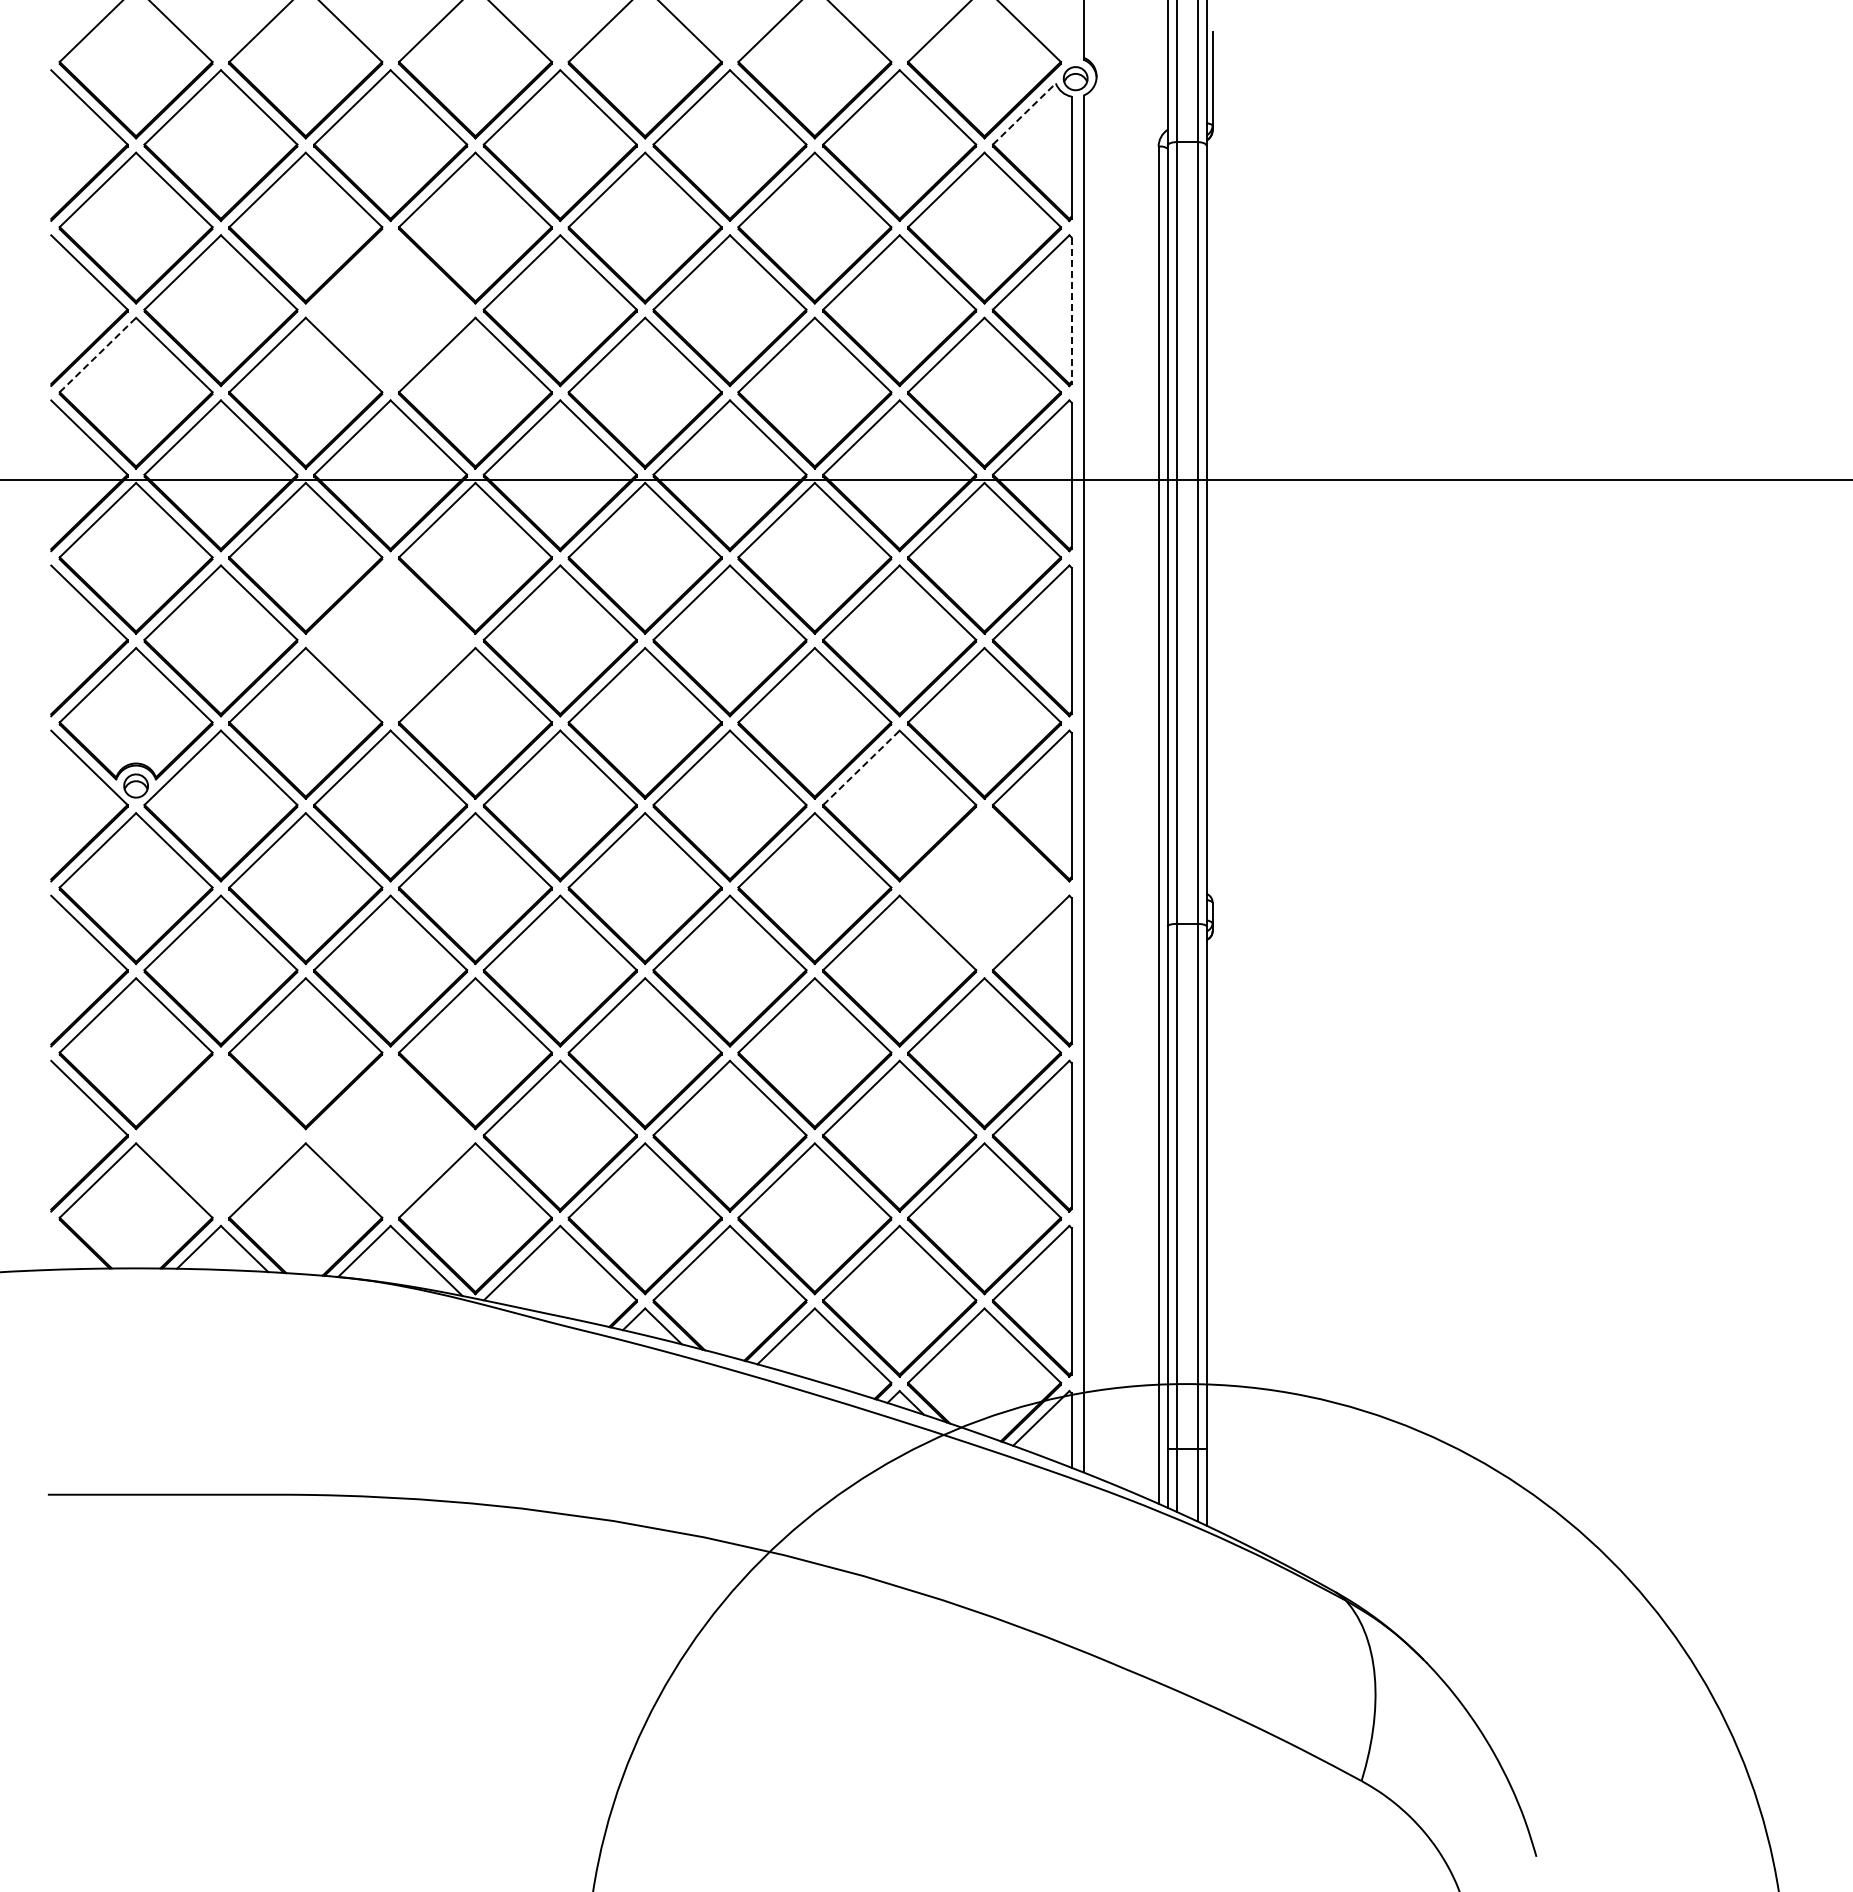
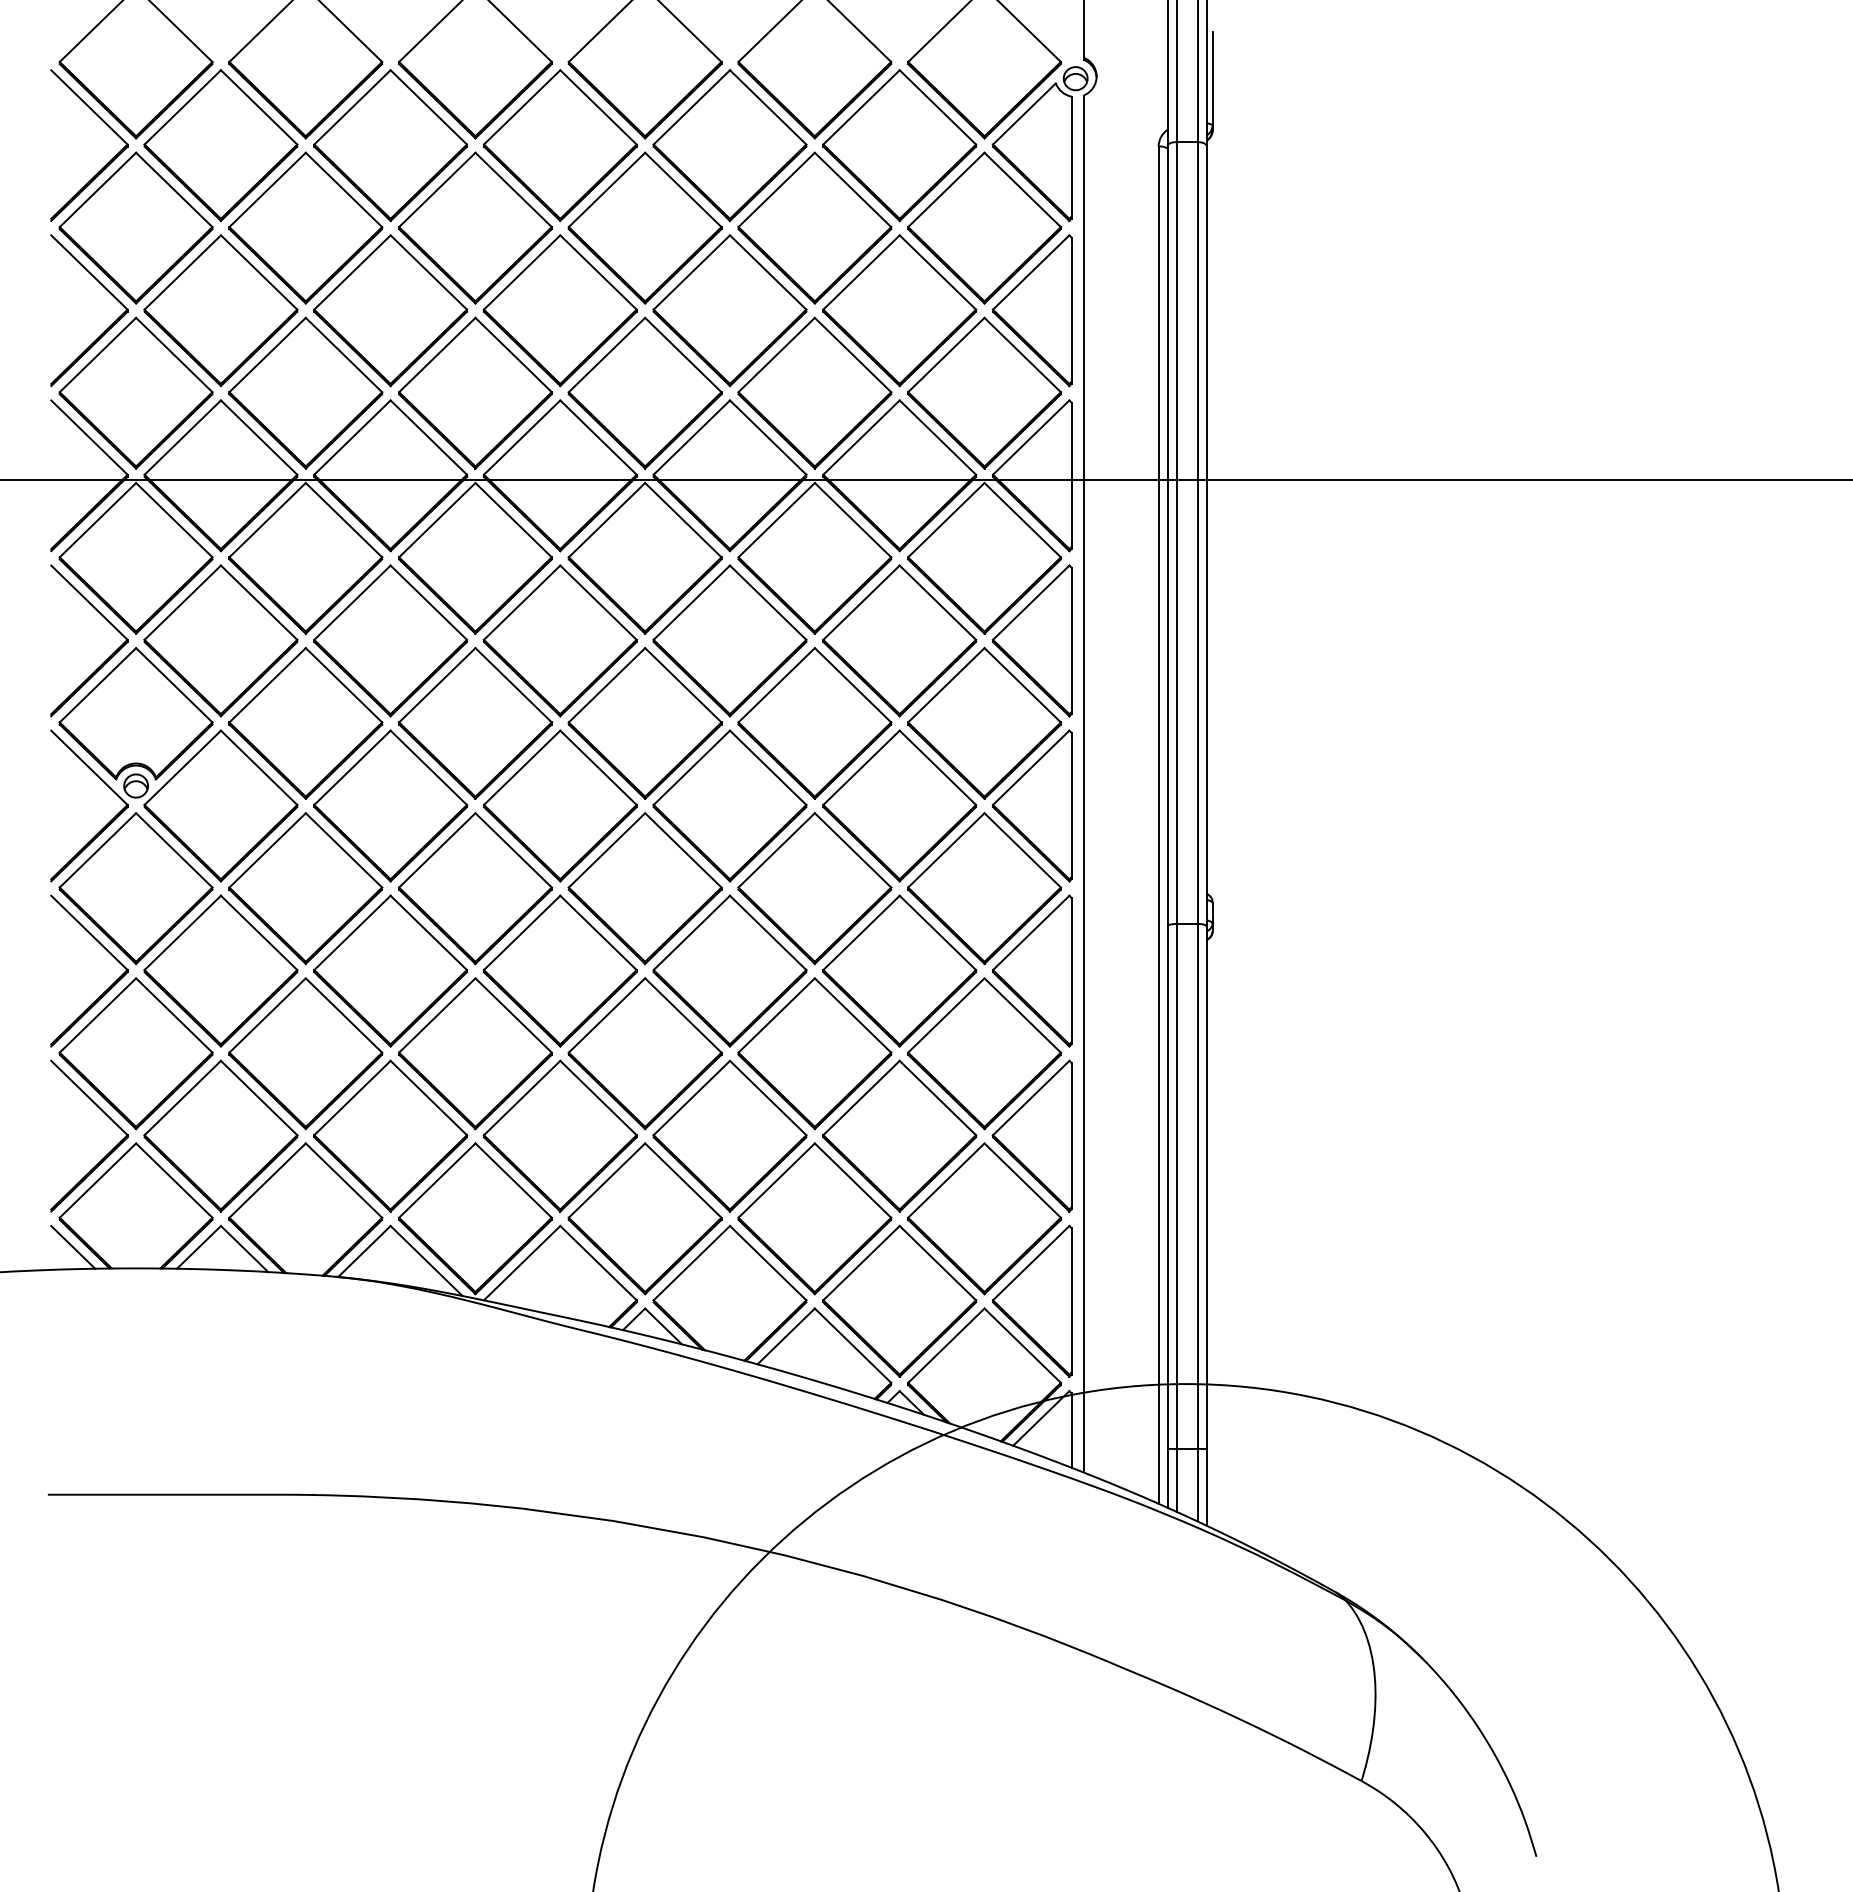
line: dashed -> solid (1024, 113)
part: none -> present (390, 310)
line: dashed -> solid (1071, 310)
line: dashed -> solid (98, 354)
part: none -> present (390, 640)
line: dashed -> solid (861, 767)
part: none -> present (984, 888)
part: none -> present (220, 1135)
part: none -> present (390, 1135)
line: none -> present (73, 1247)
